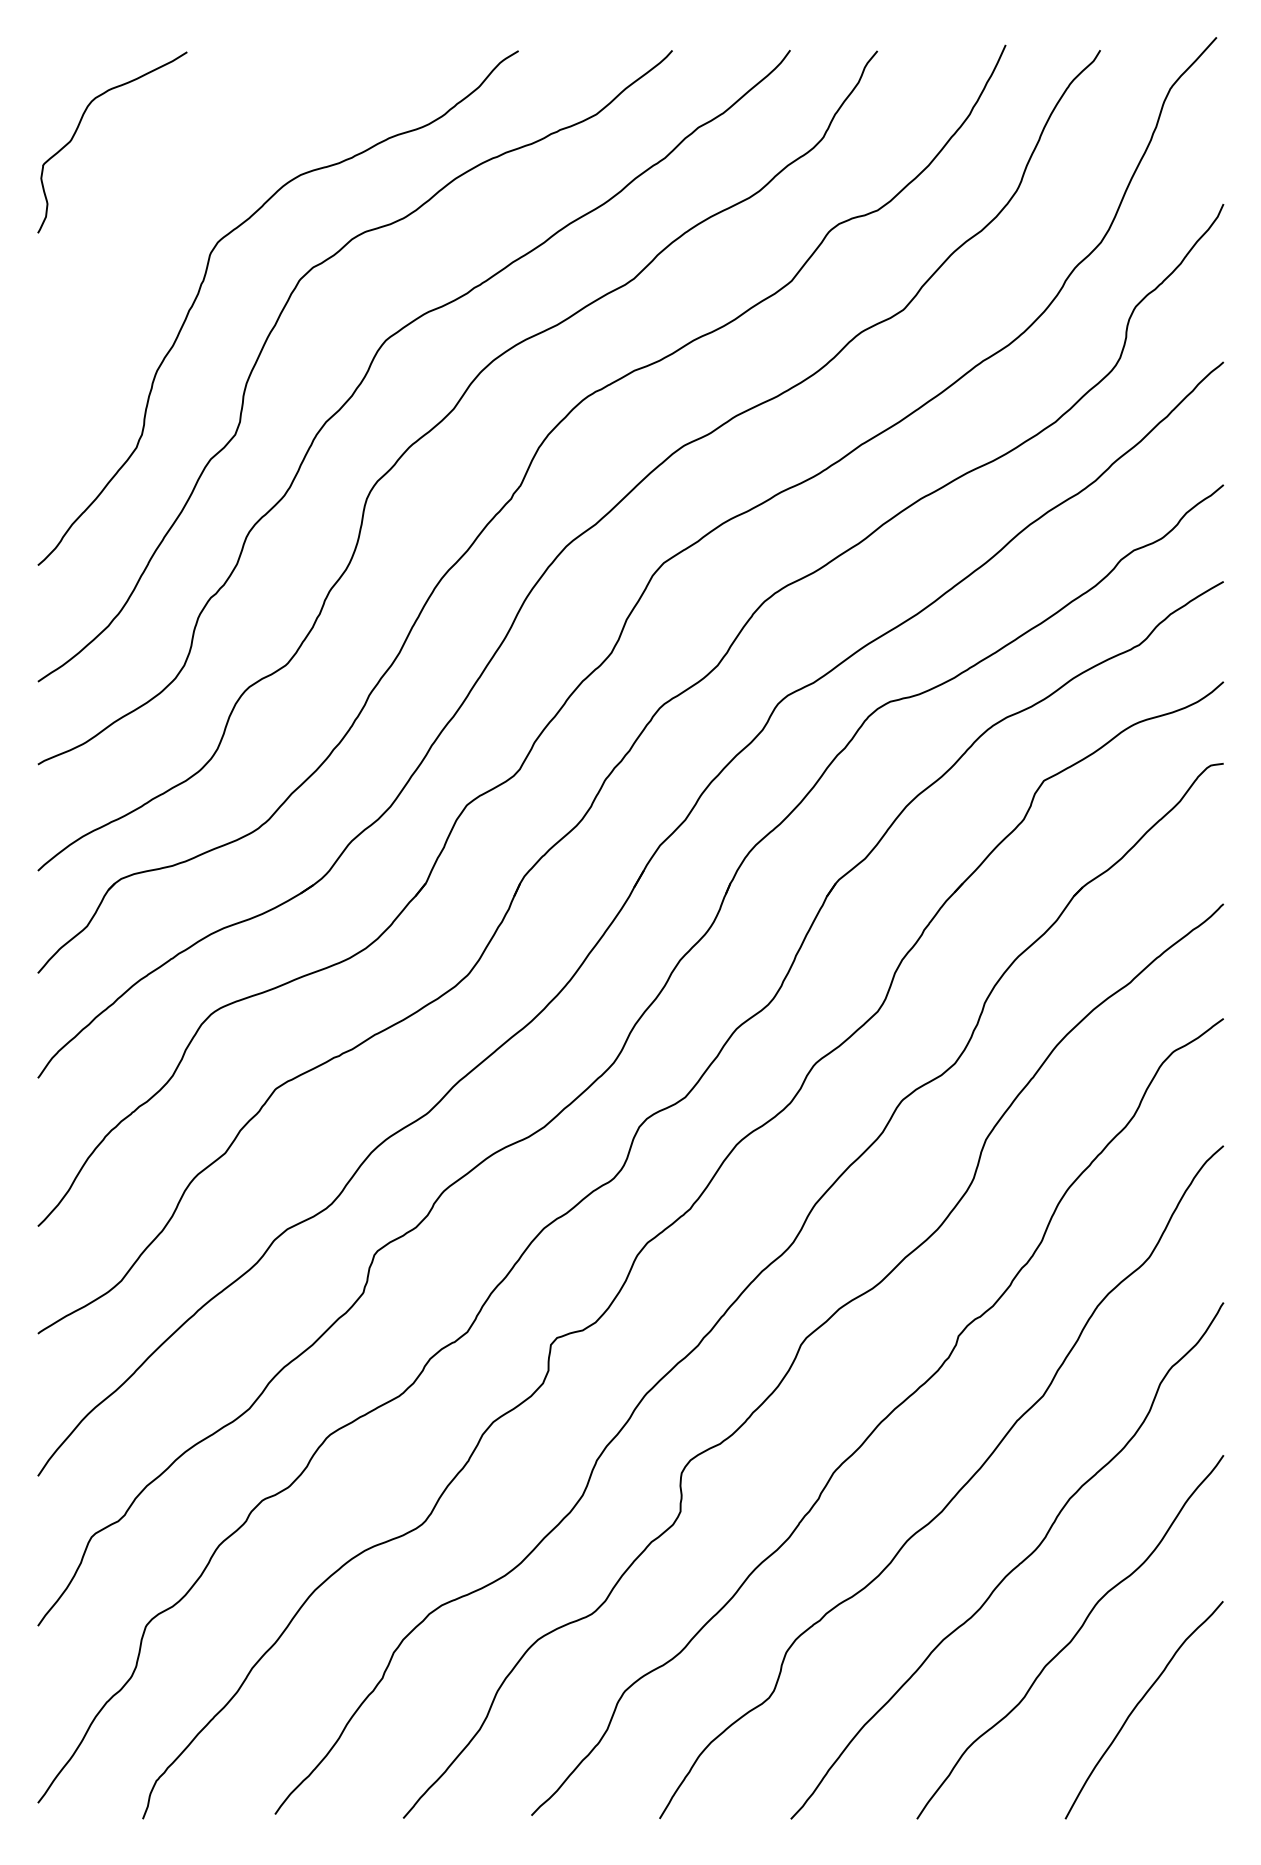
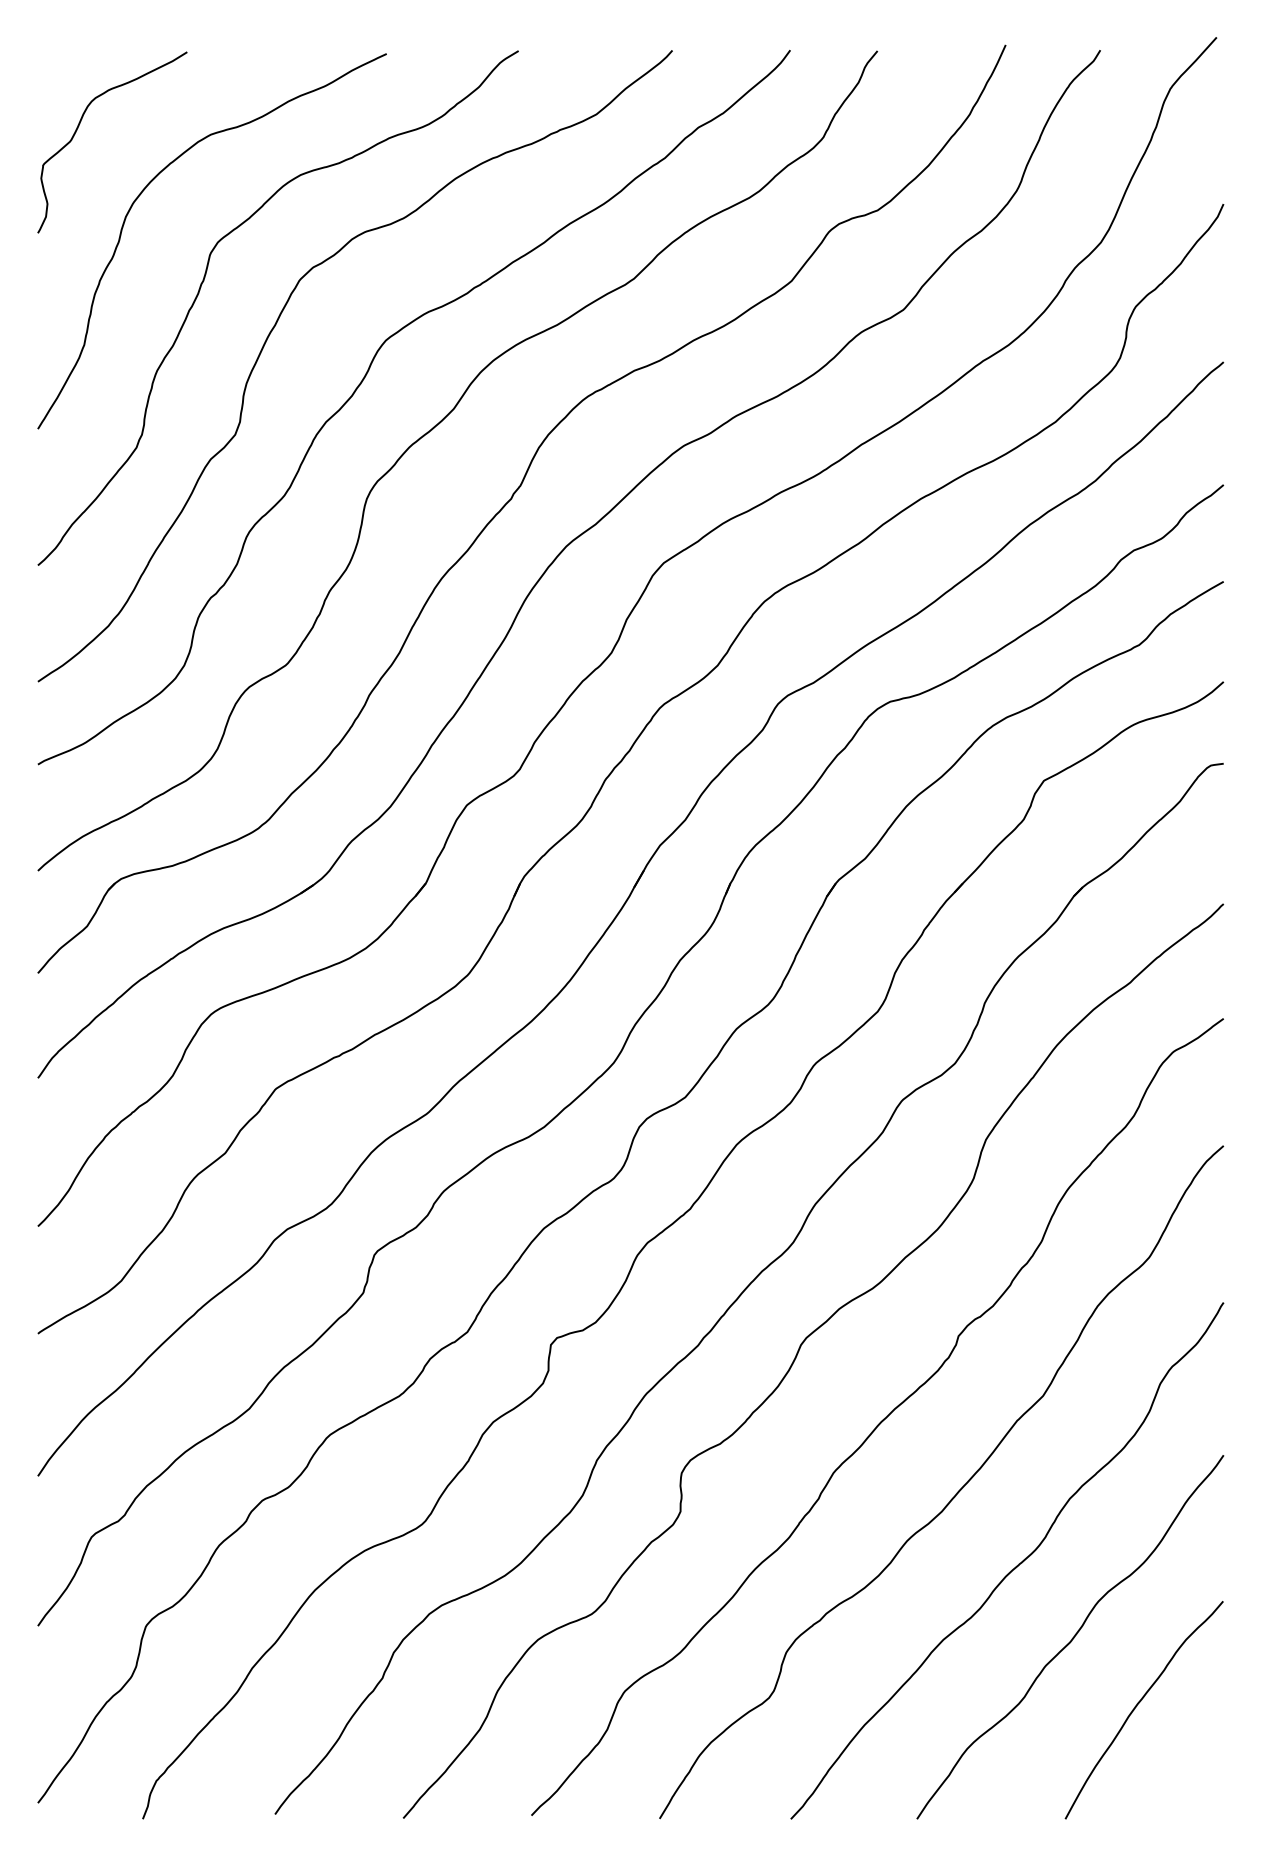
curve: none -> present (146, 188)
